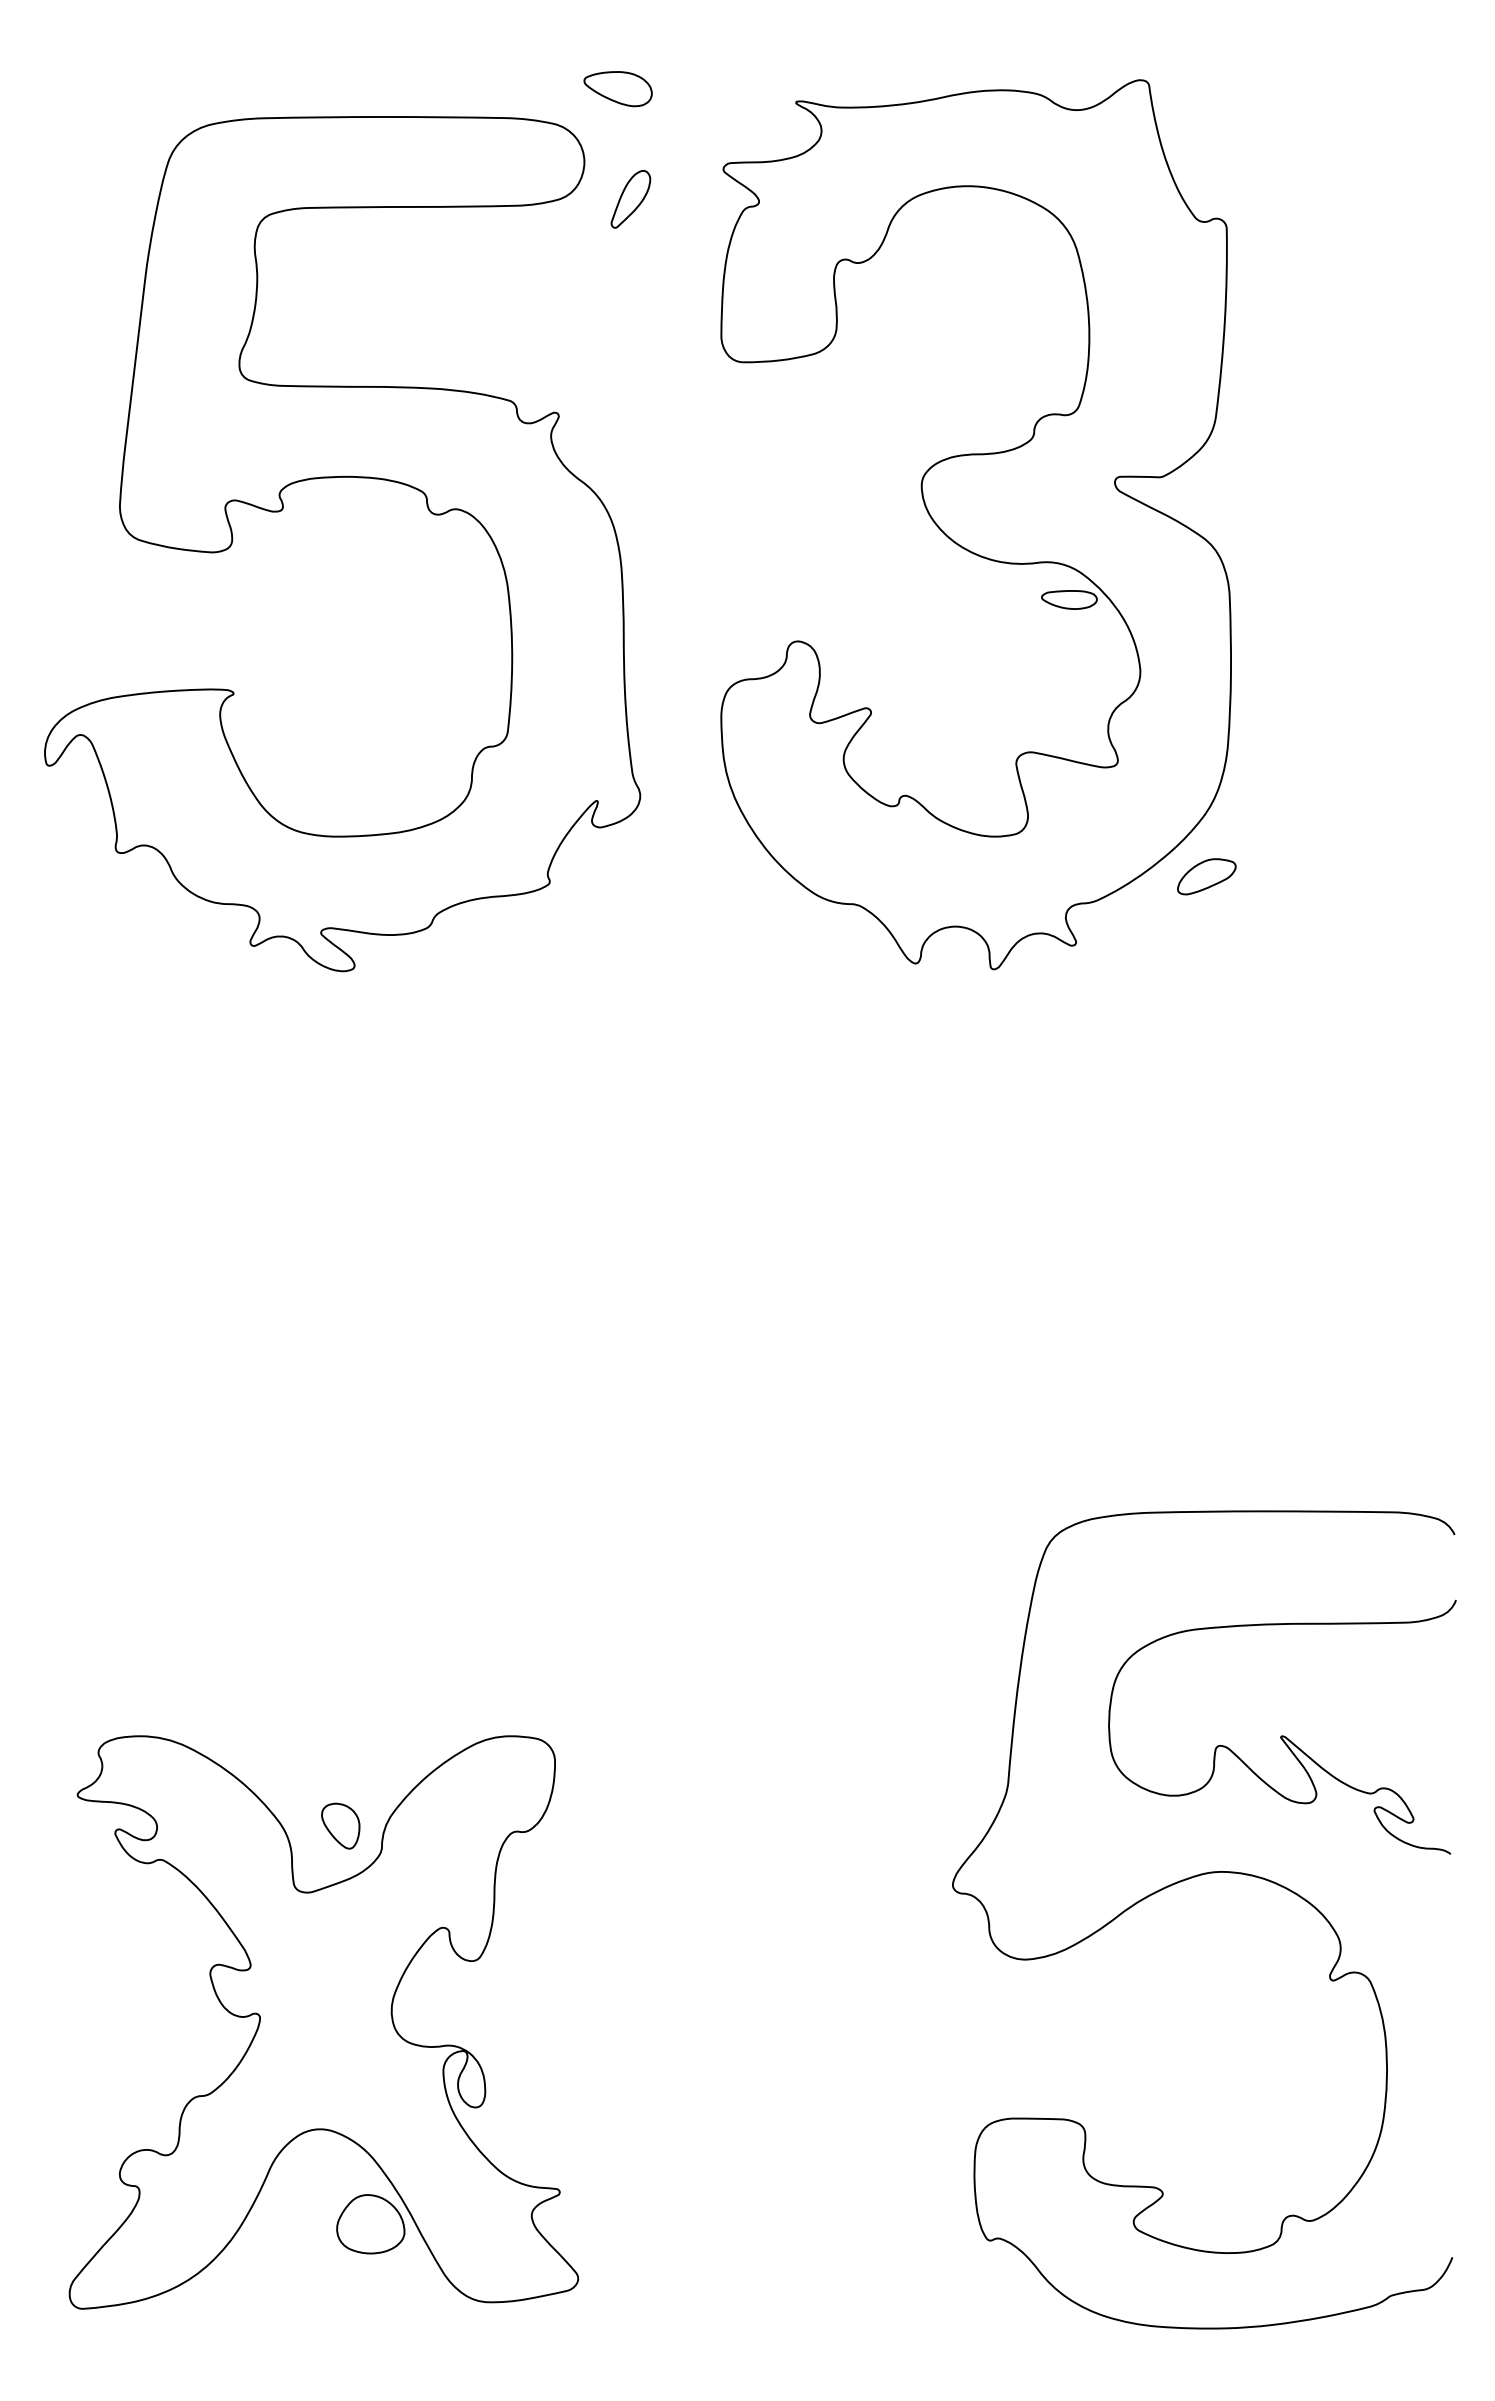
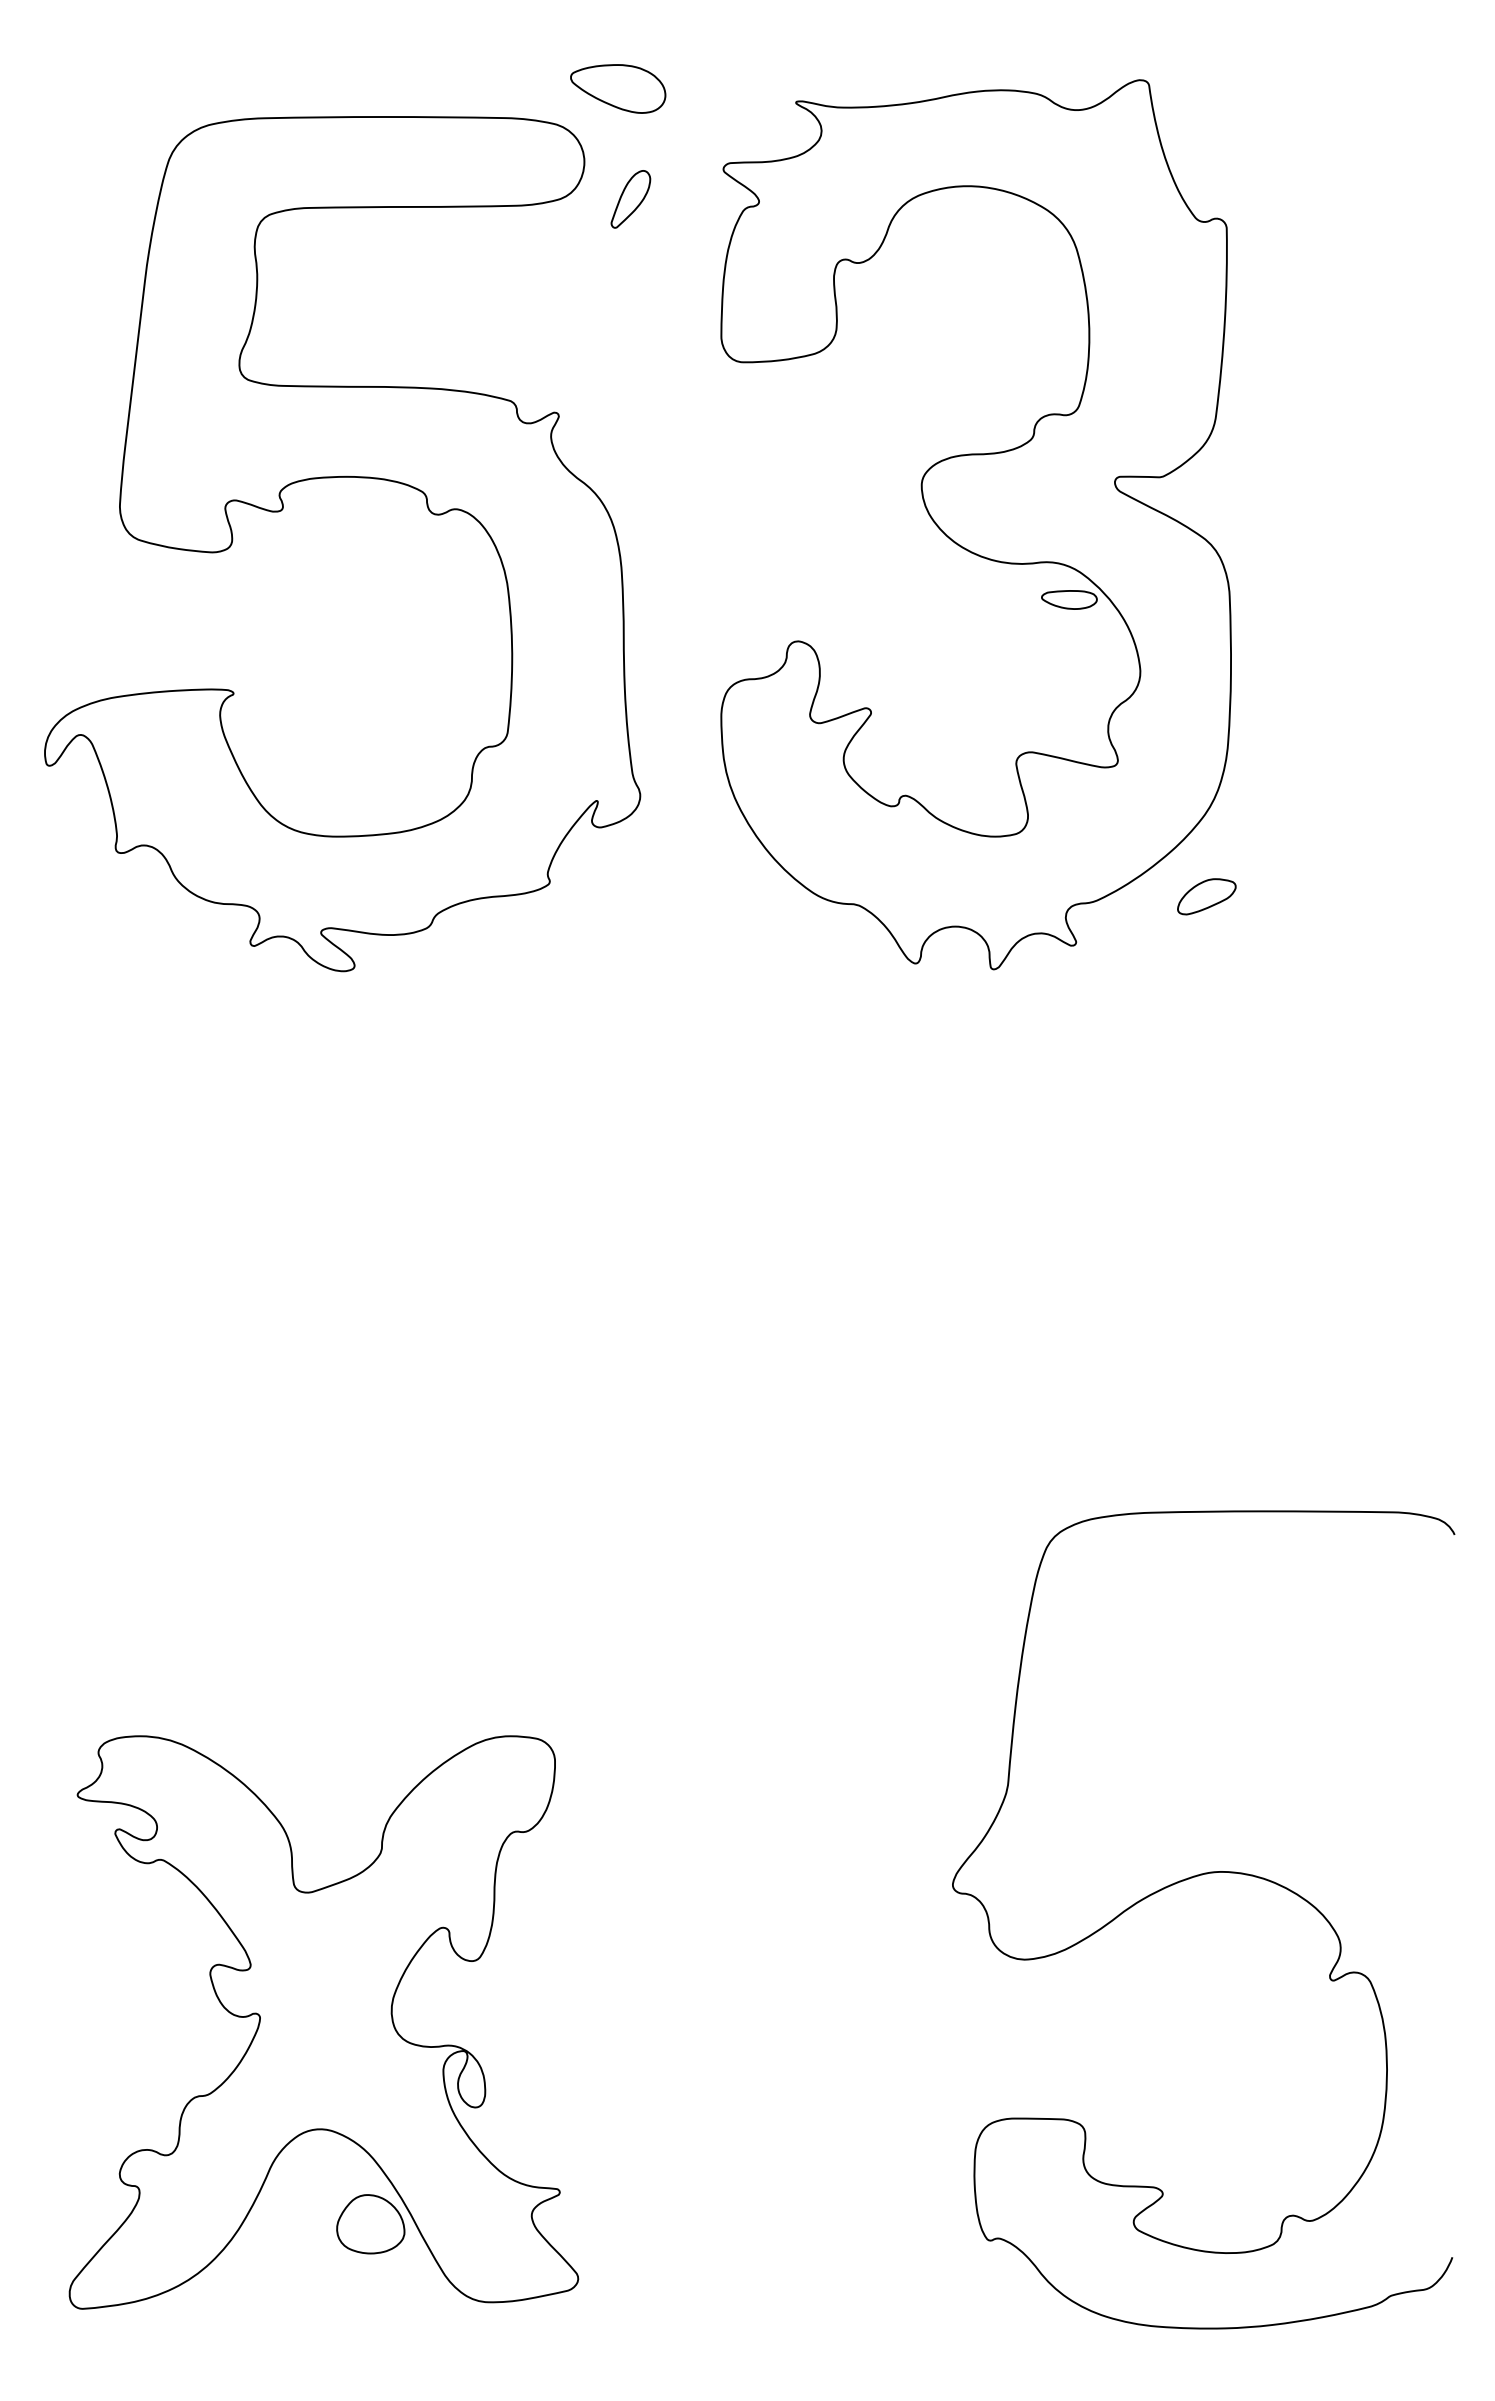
part size: 70x37 px -> 97x50 px (618, 88)
part position: (1206, 876) -> (1206, 896) (1206, 896)
curve: present -> none (1282, 1735)
part: present -> none (340, 1825)
